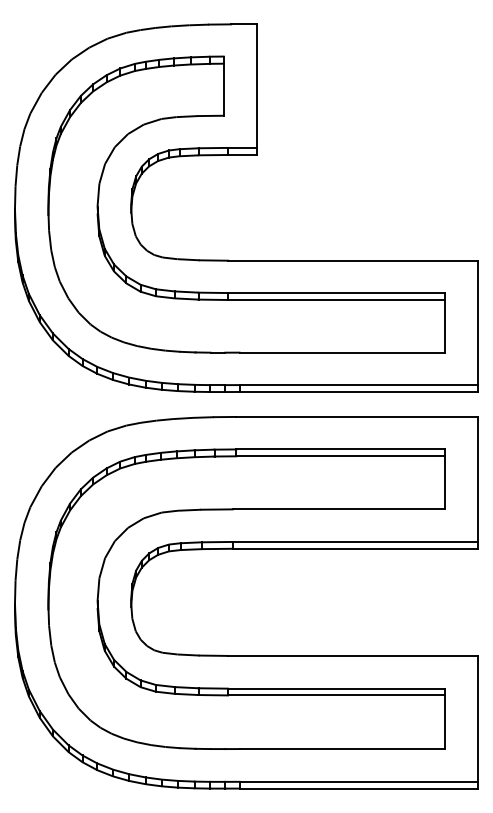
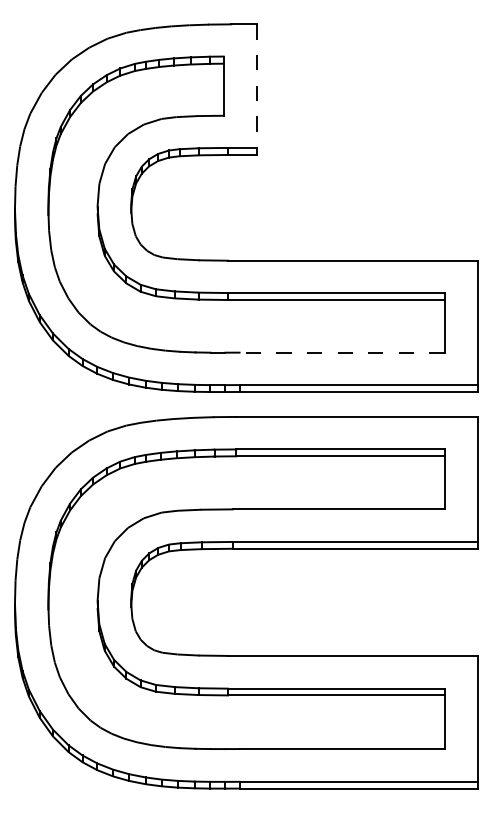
line: solid -> dashed (257, 86)
line: solid -> dashed (342, 352)
